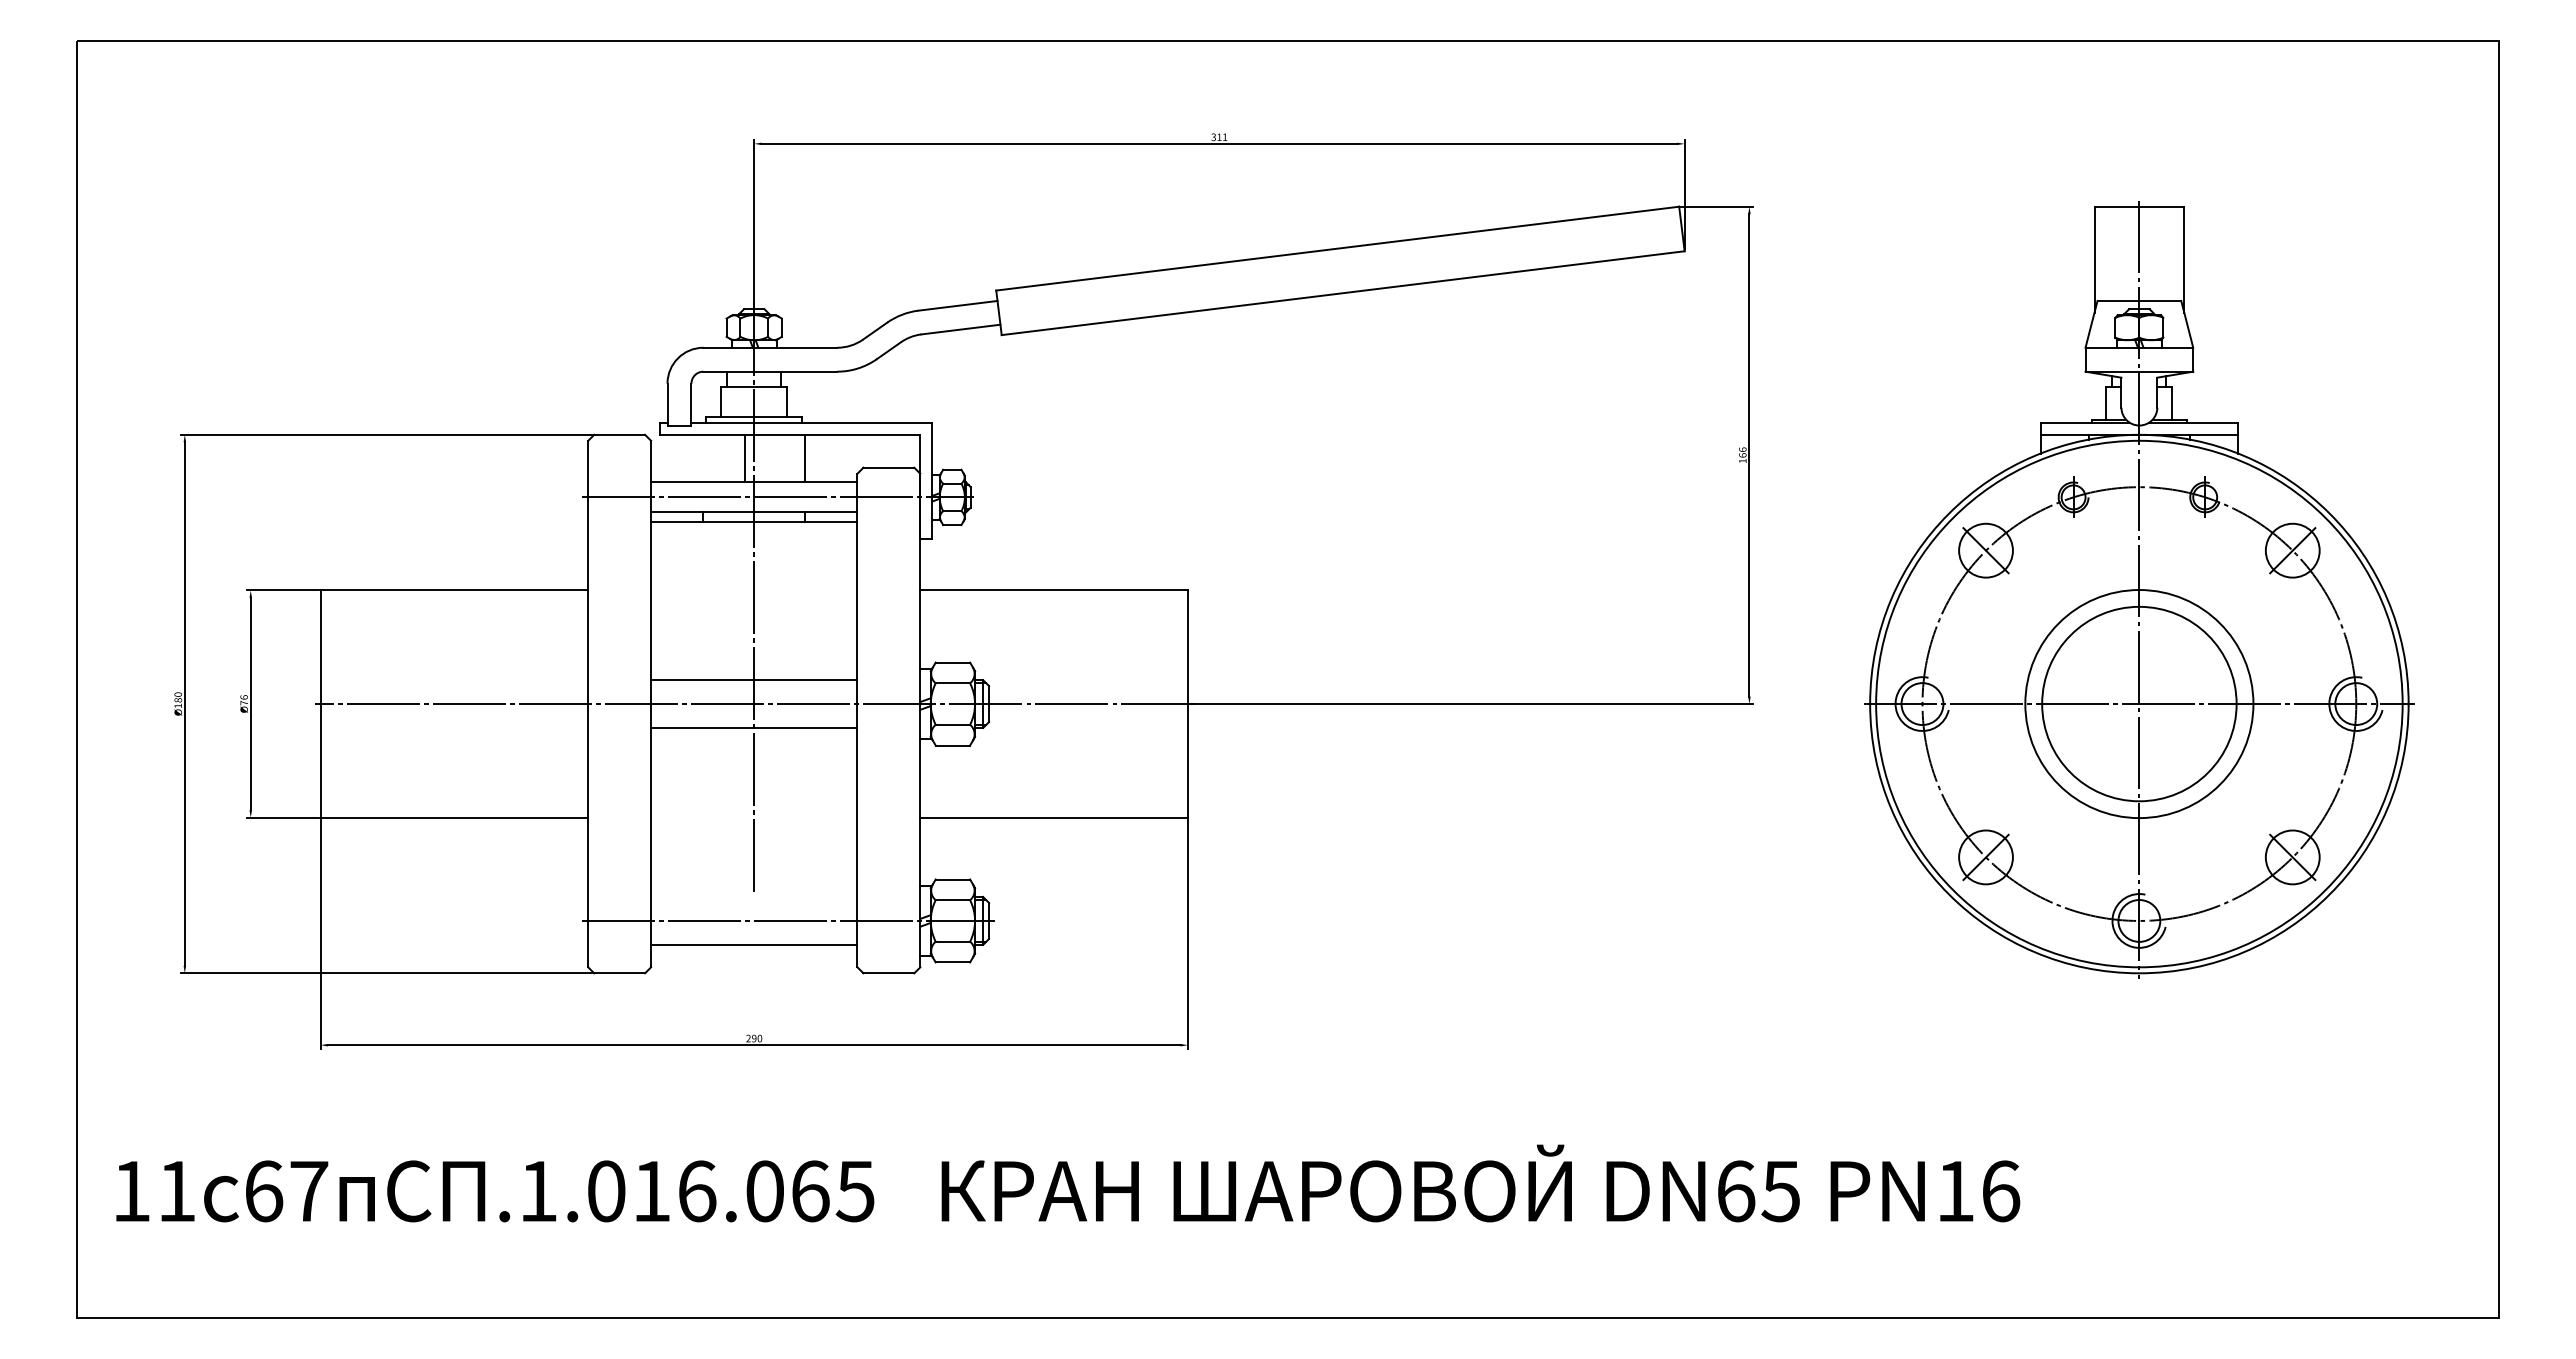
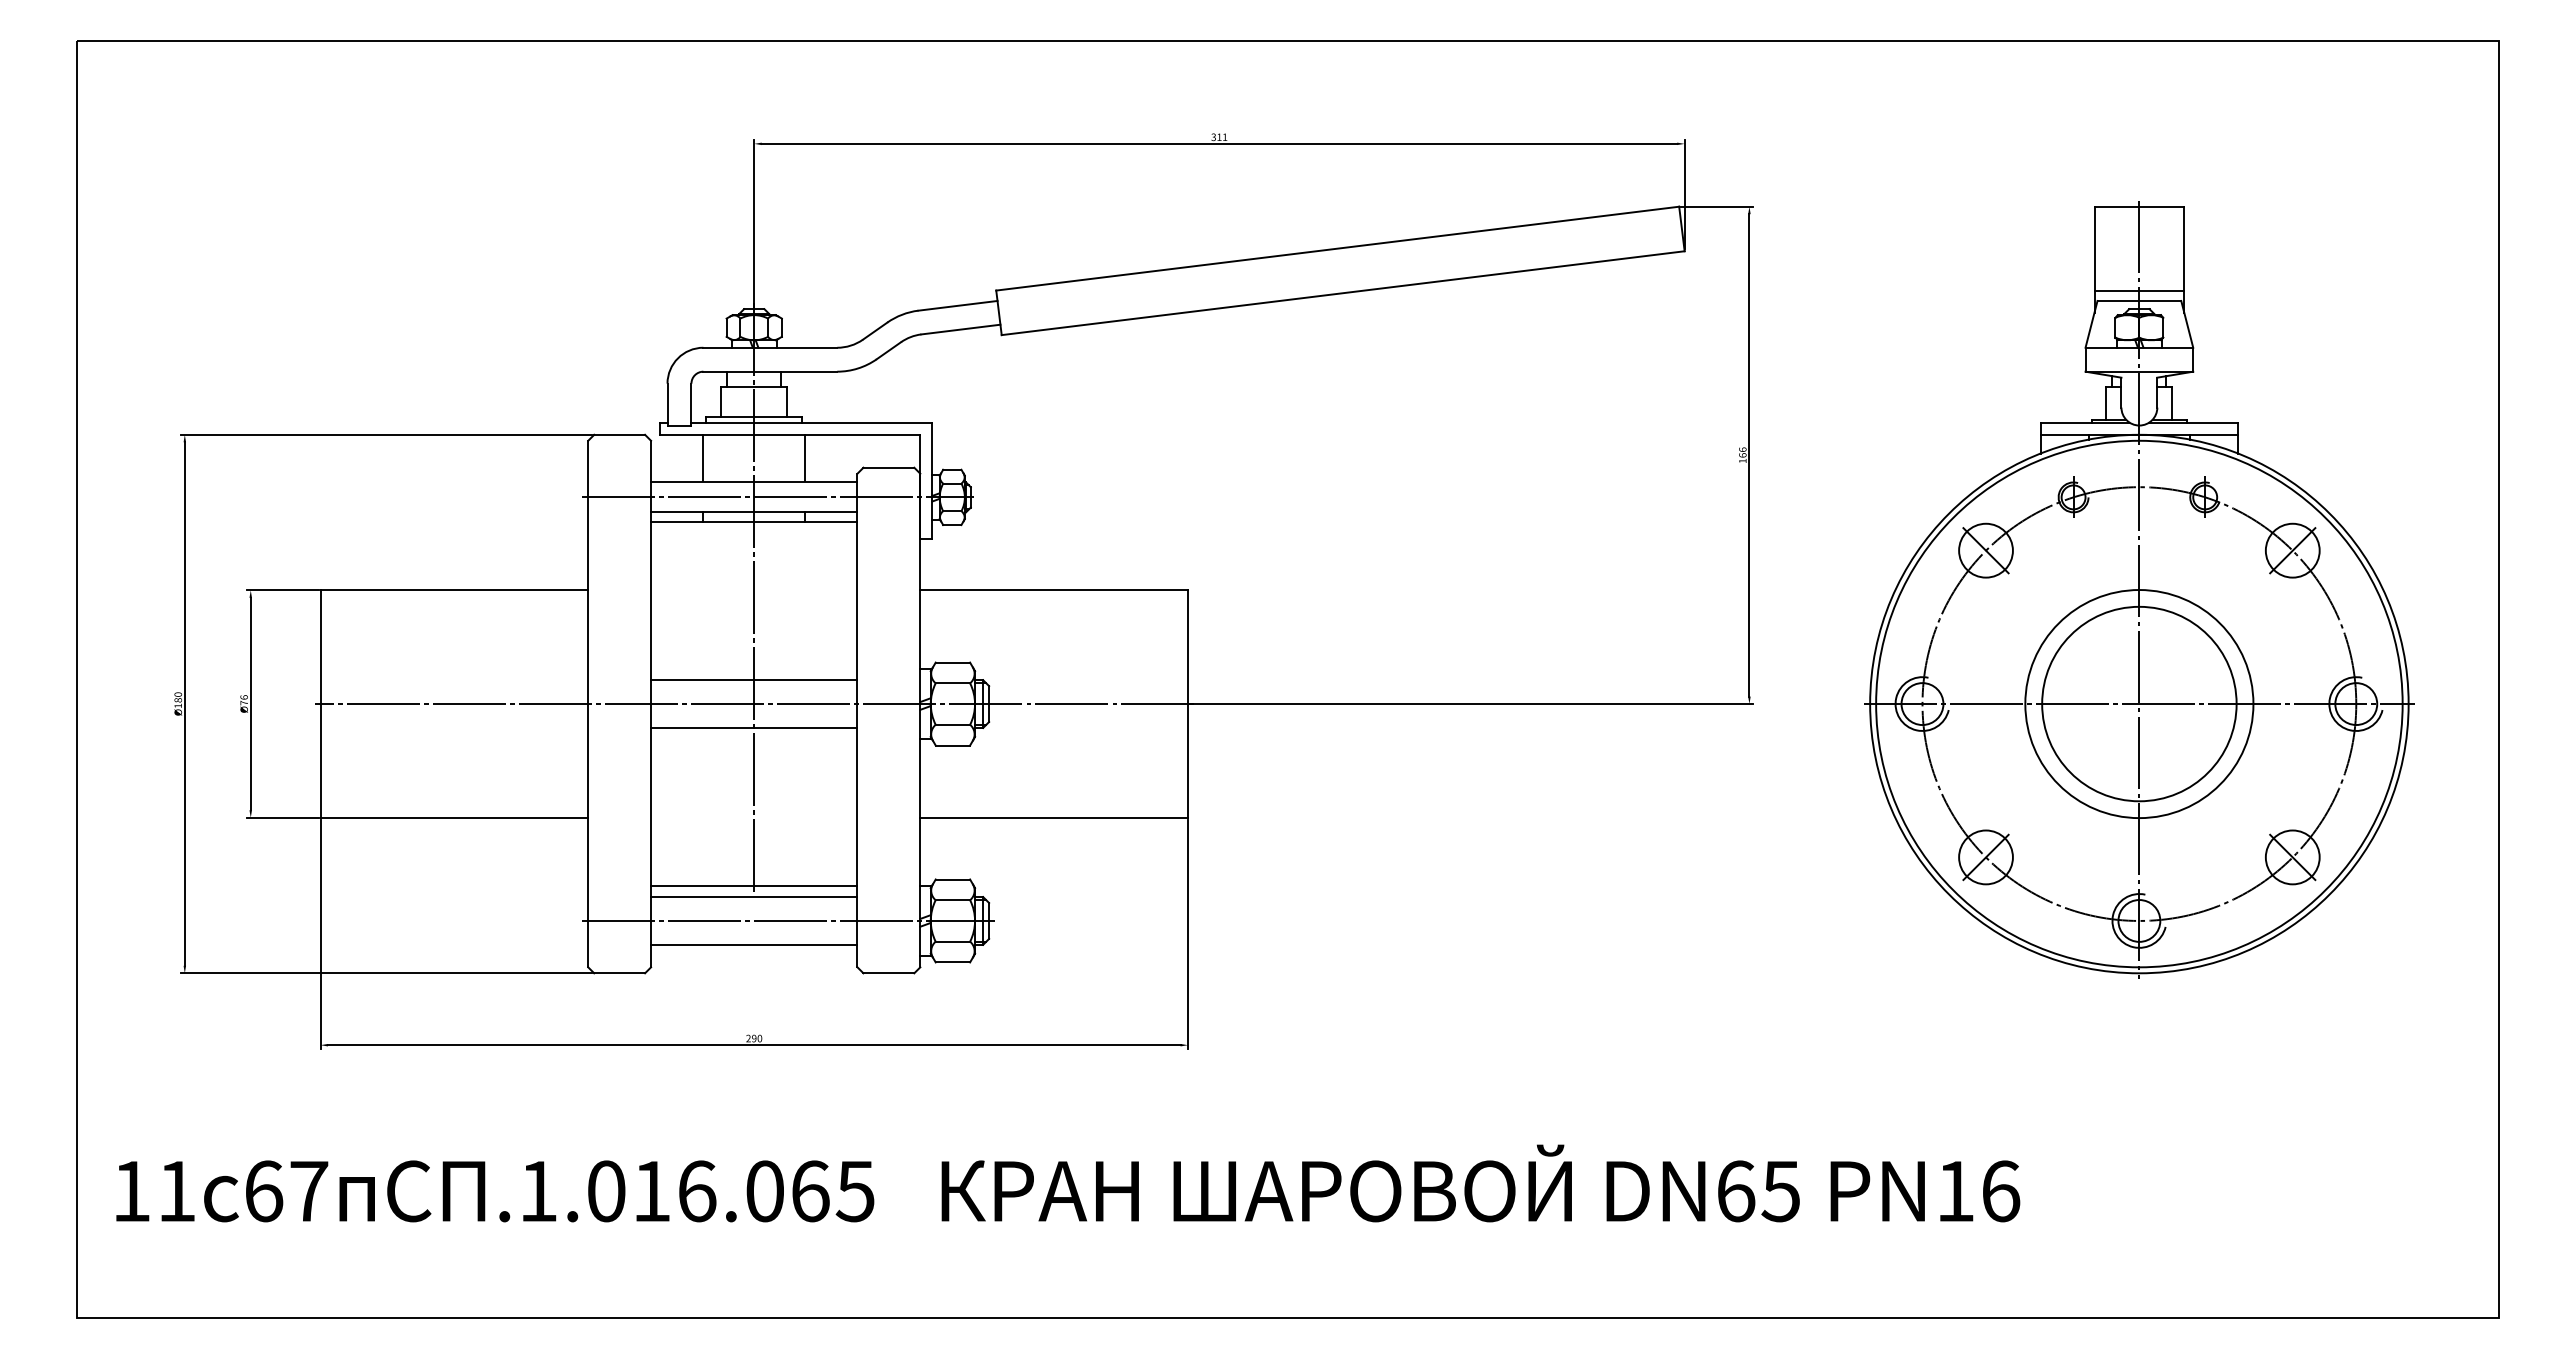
line: none -> present (2139, 290)
line position: (745, 457) -> (703, 457) (703, 457)
line: none -> present (754, 885)
line: none -> present (754, 897)
